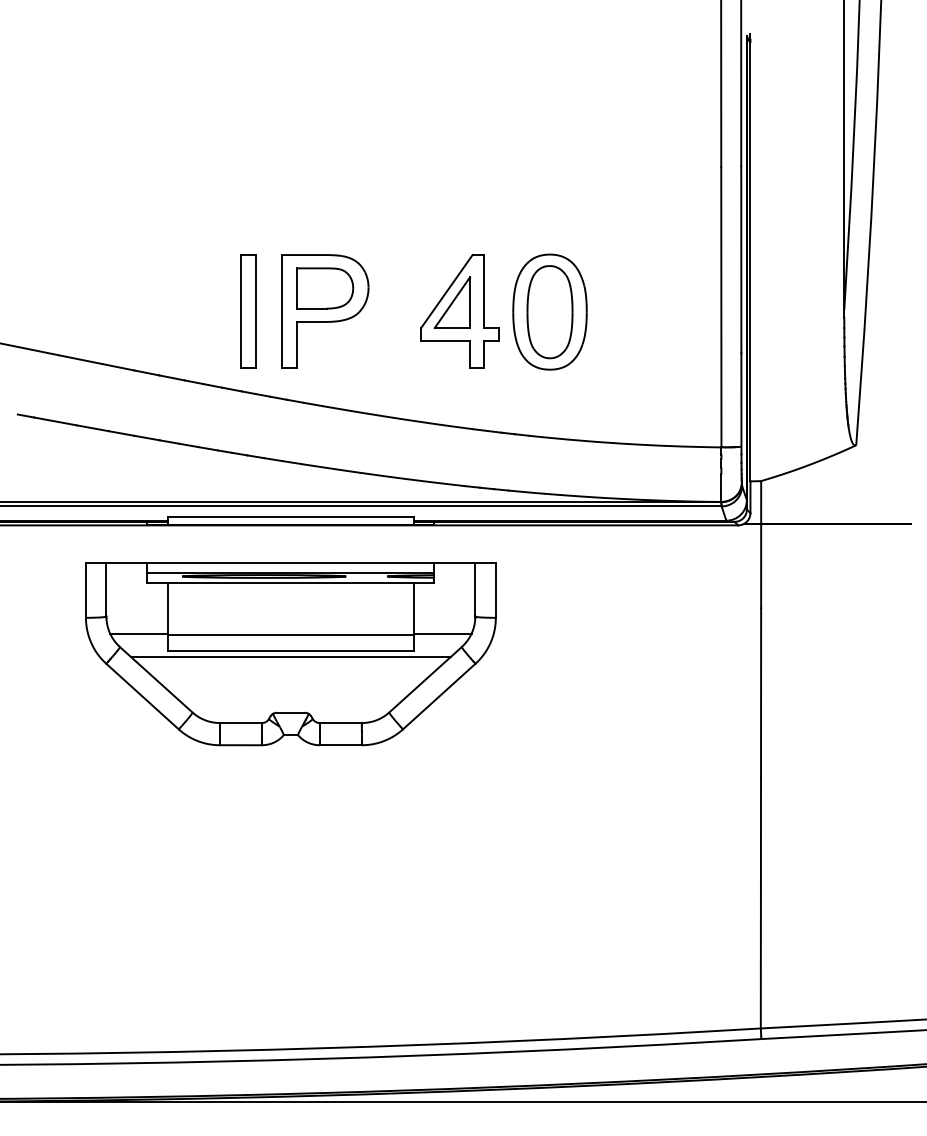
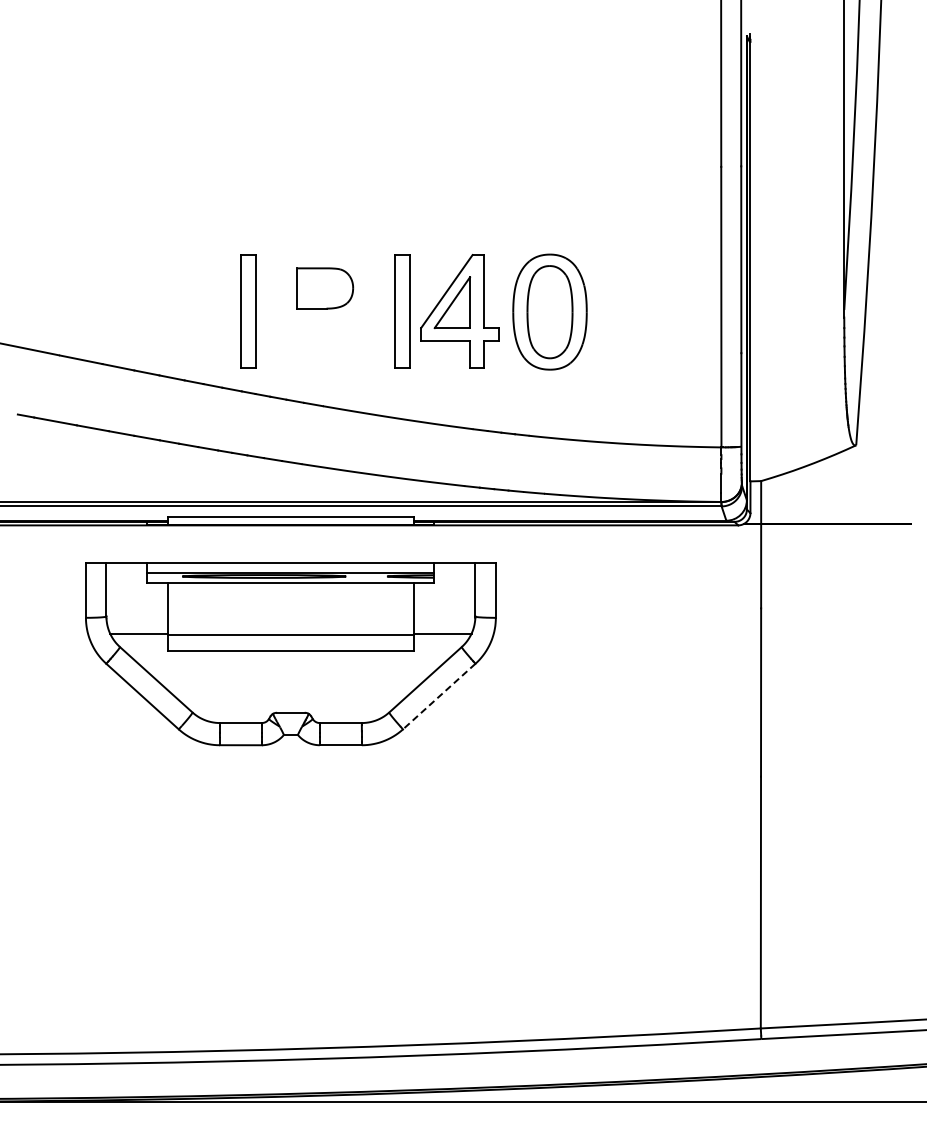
part: present -> none (325, 311)
part: none -> present (402, 311)
line: present -> none (290, 657)
line: solid -> dashed (439, 696)
